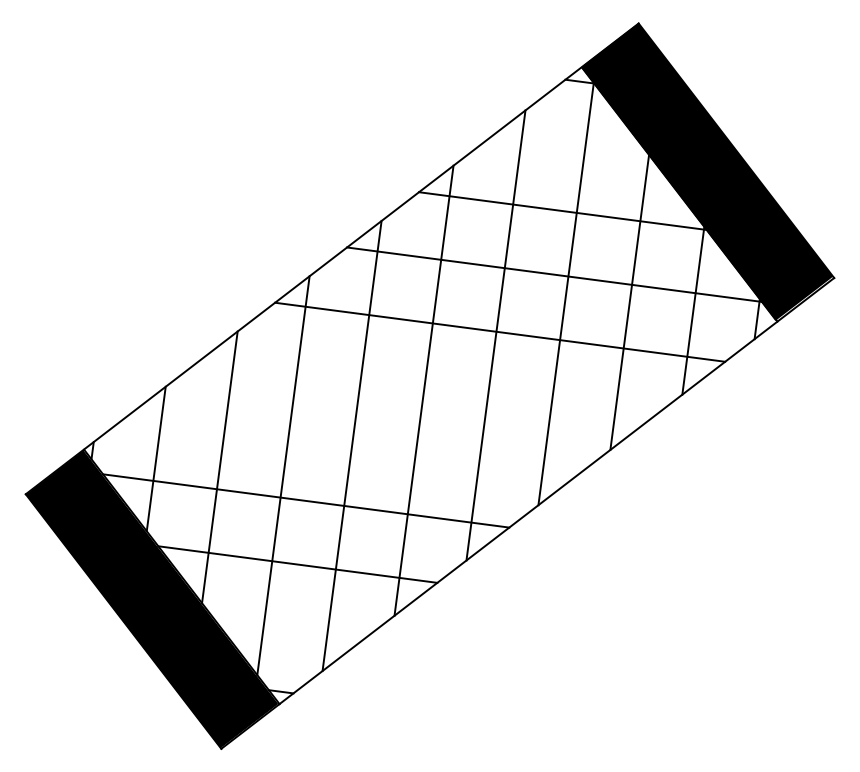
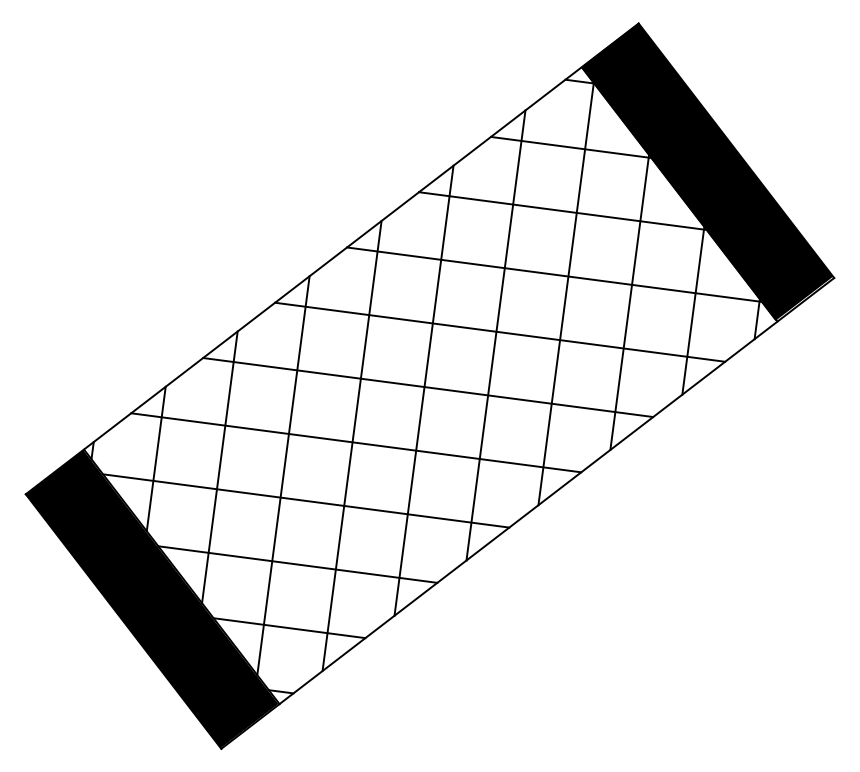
line: none -> present (570, 147)
line: none -> present (428, 387)
line: none -> present (356, 442)
line: none -> present (289, 628)
